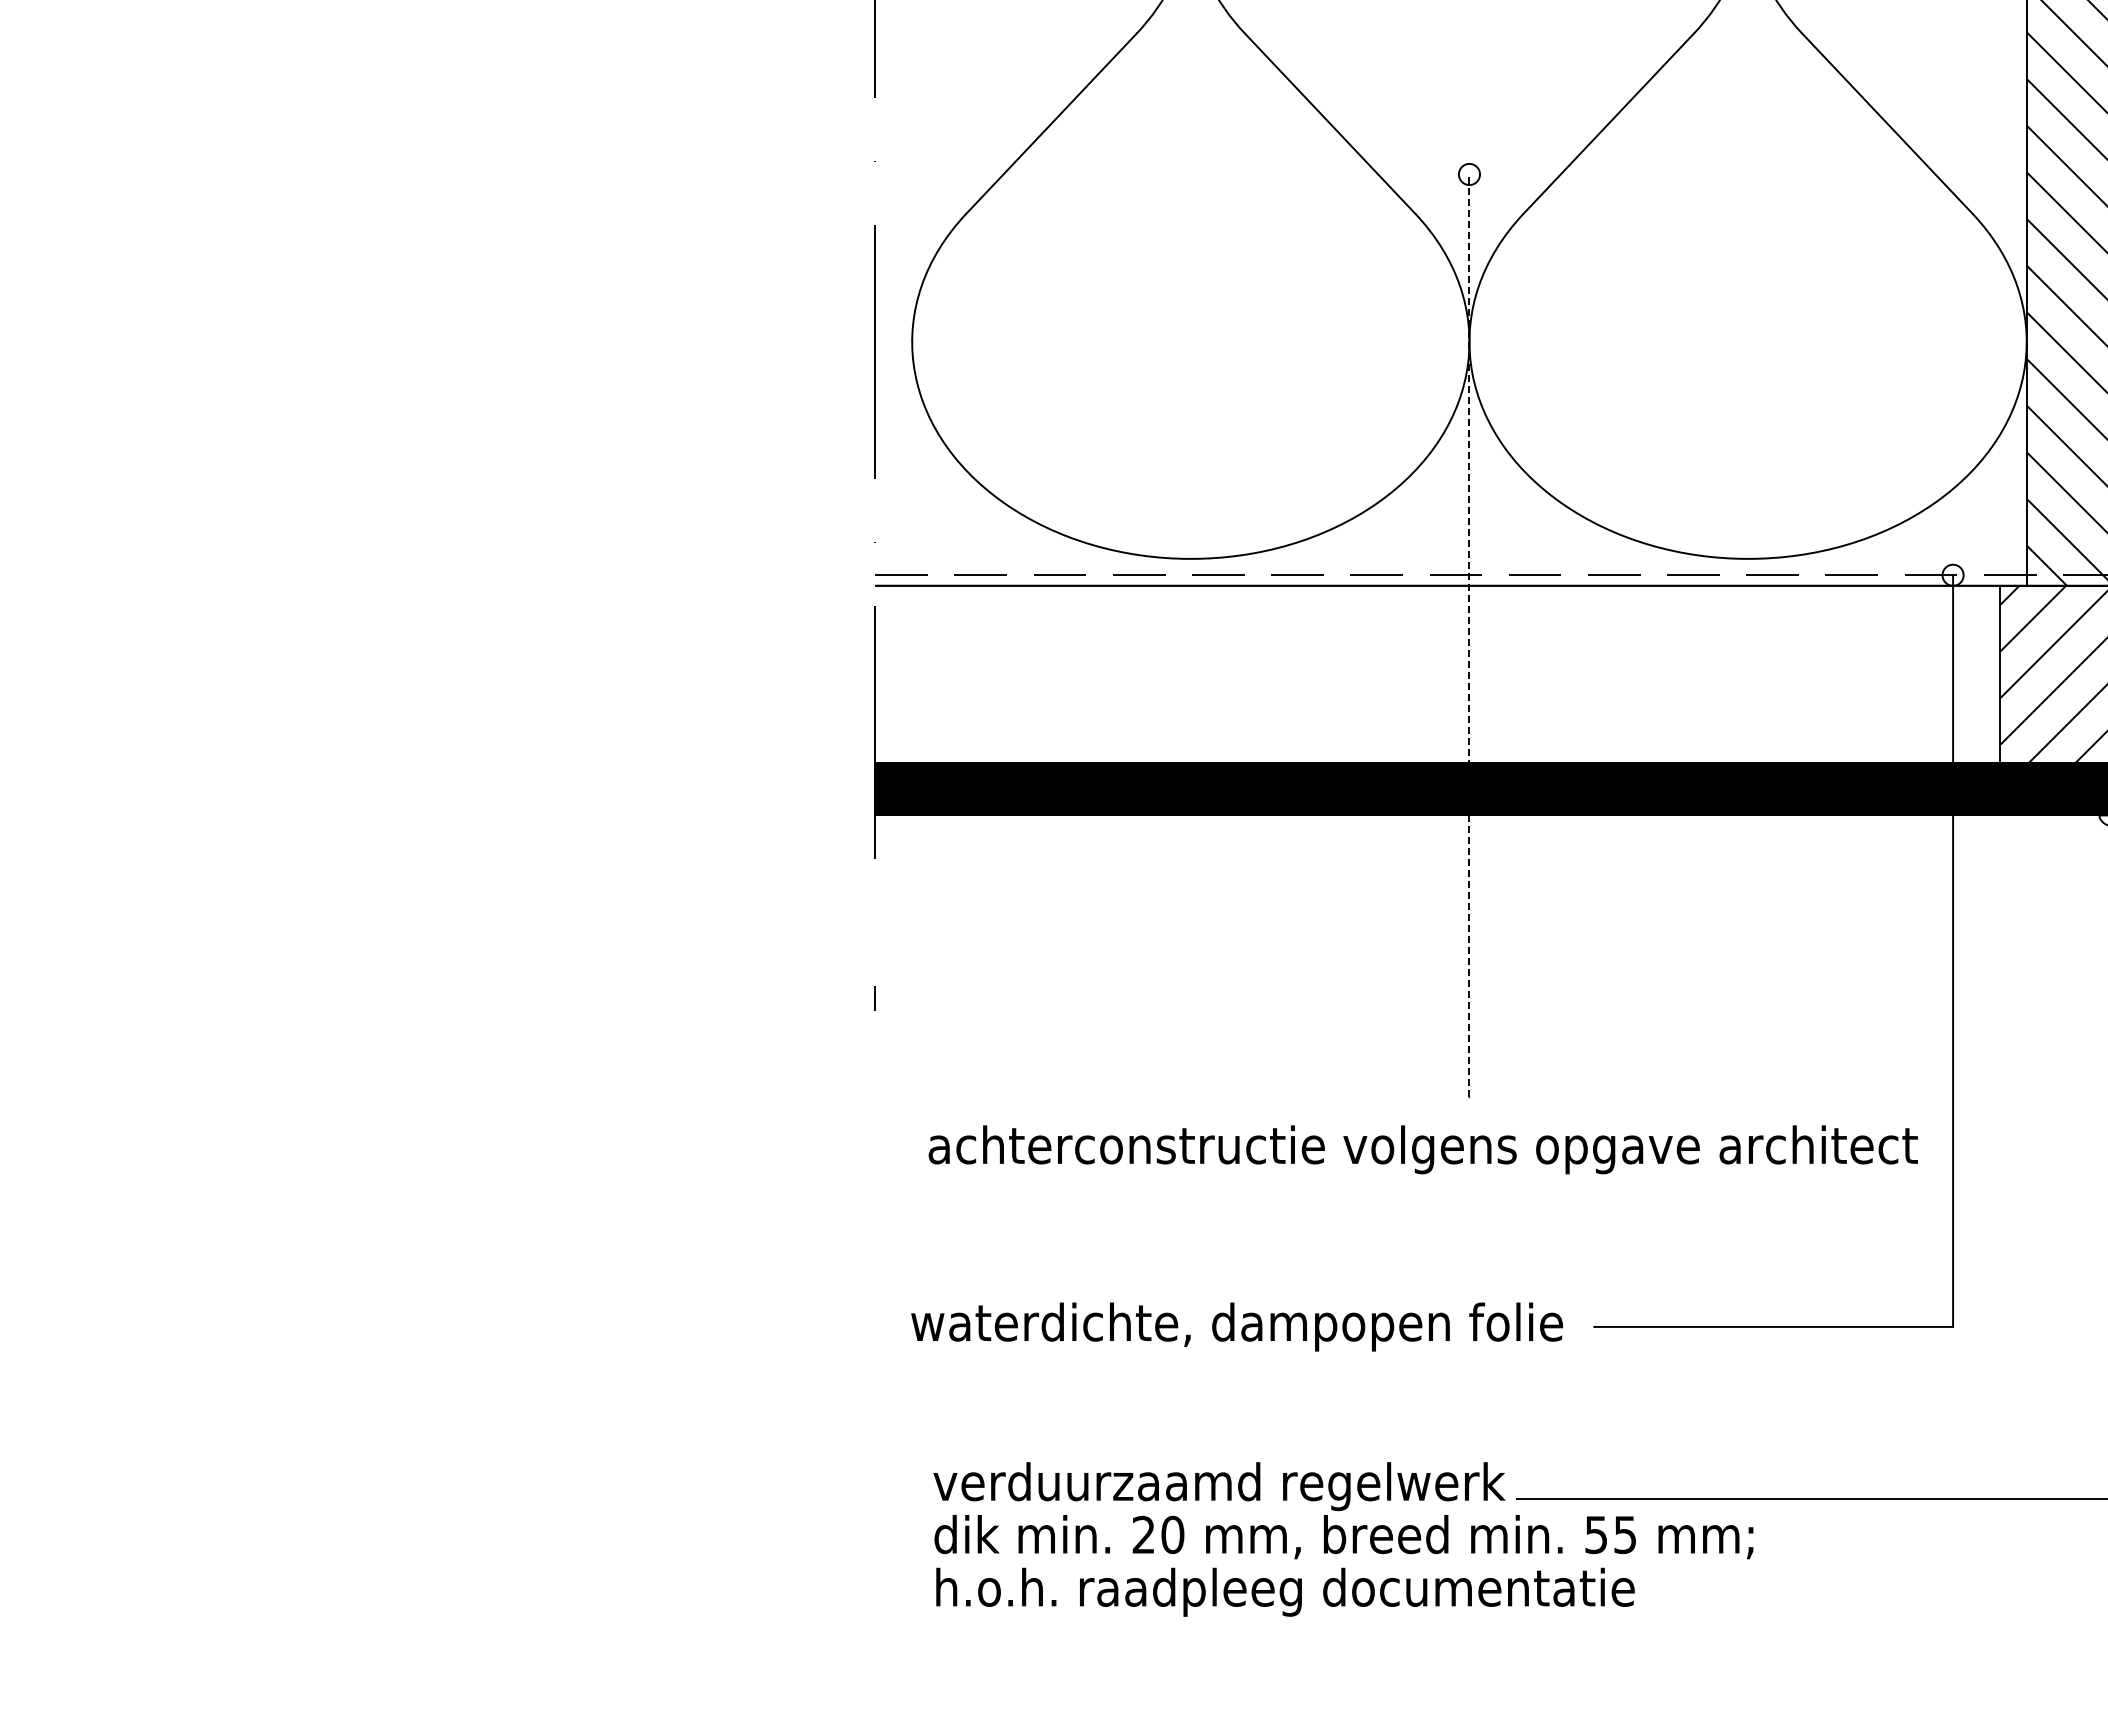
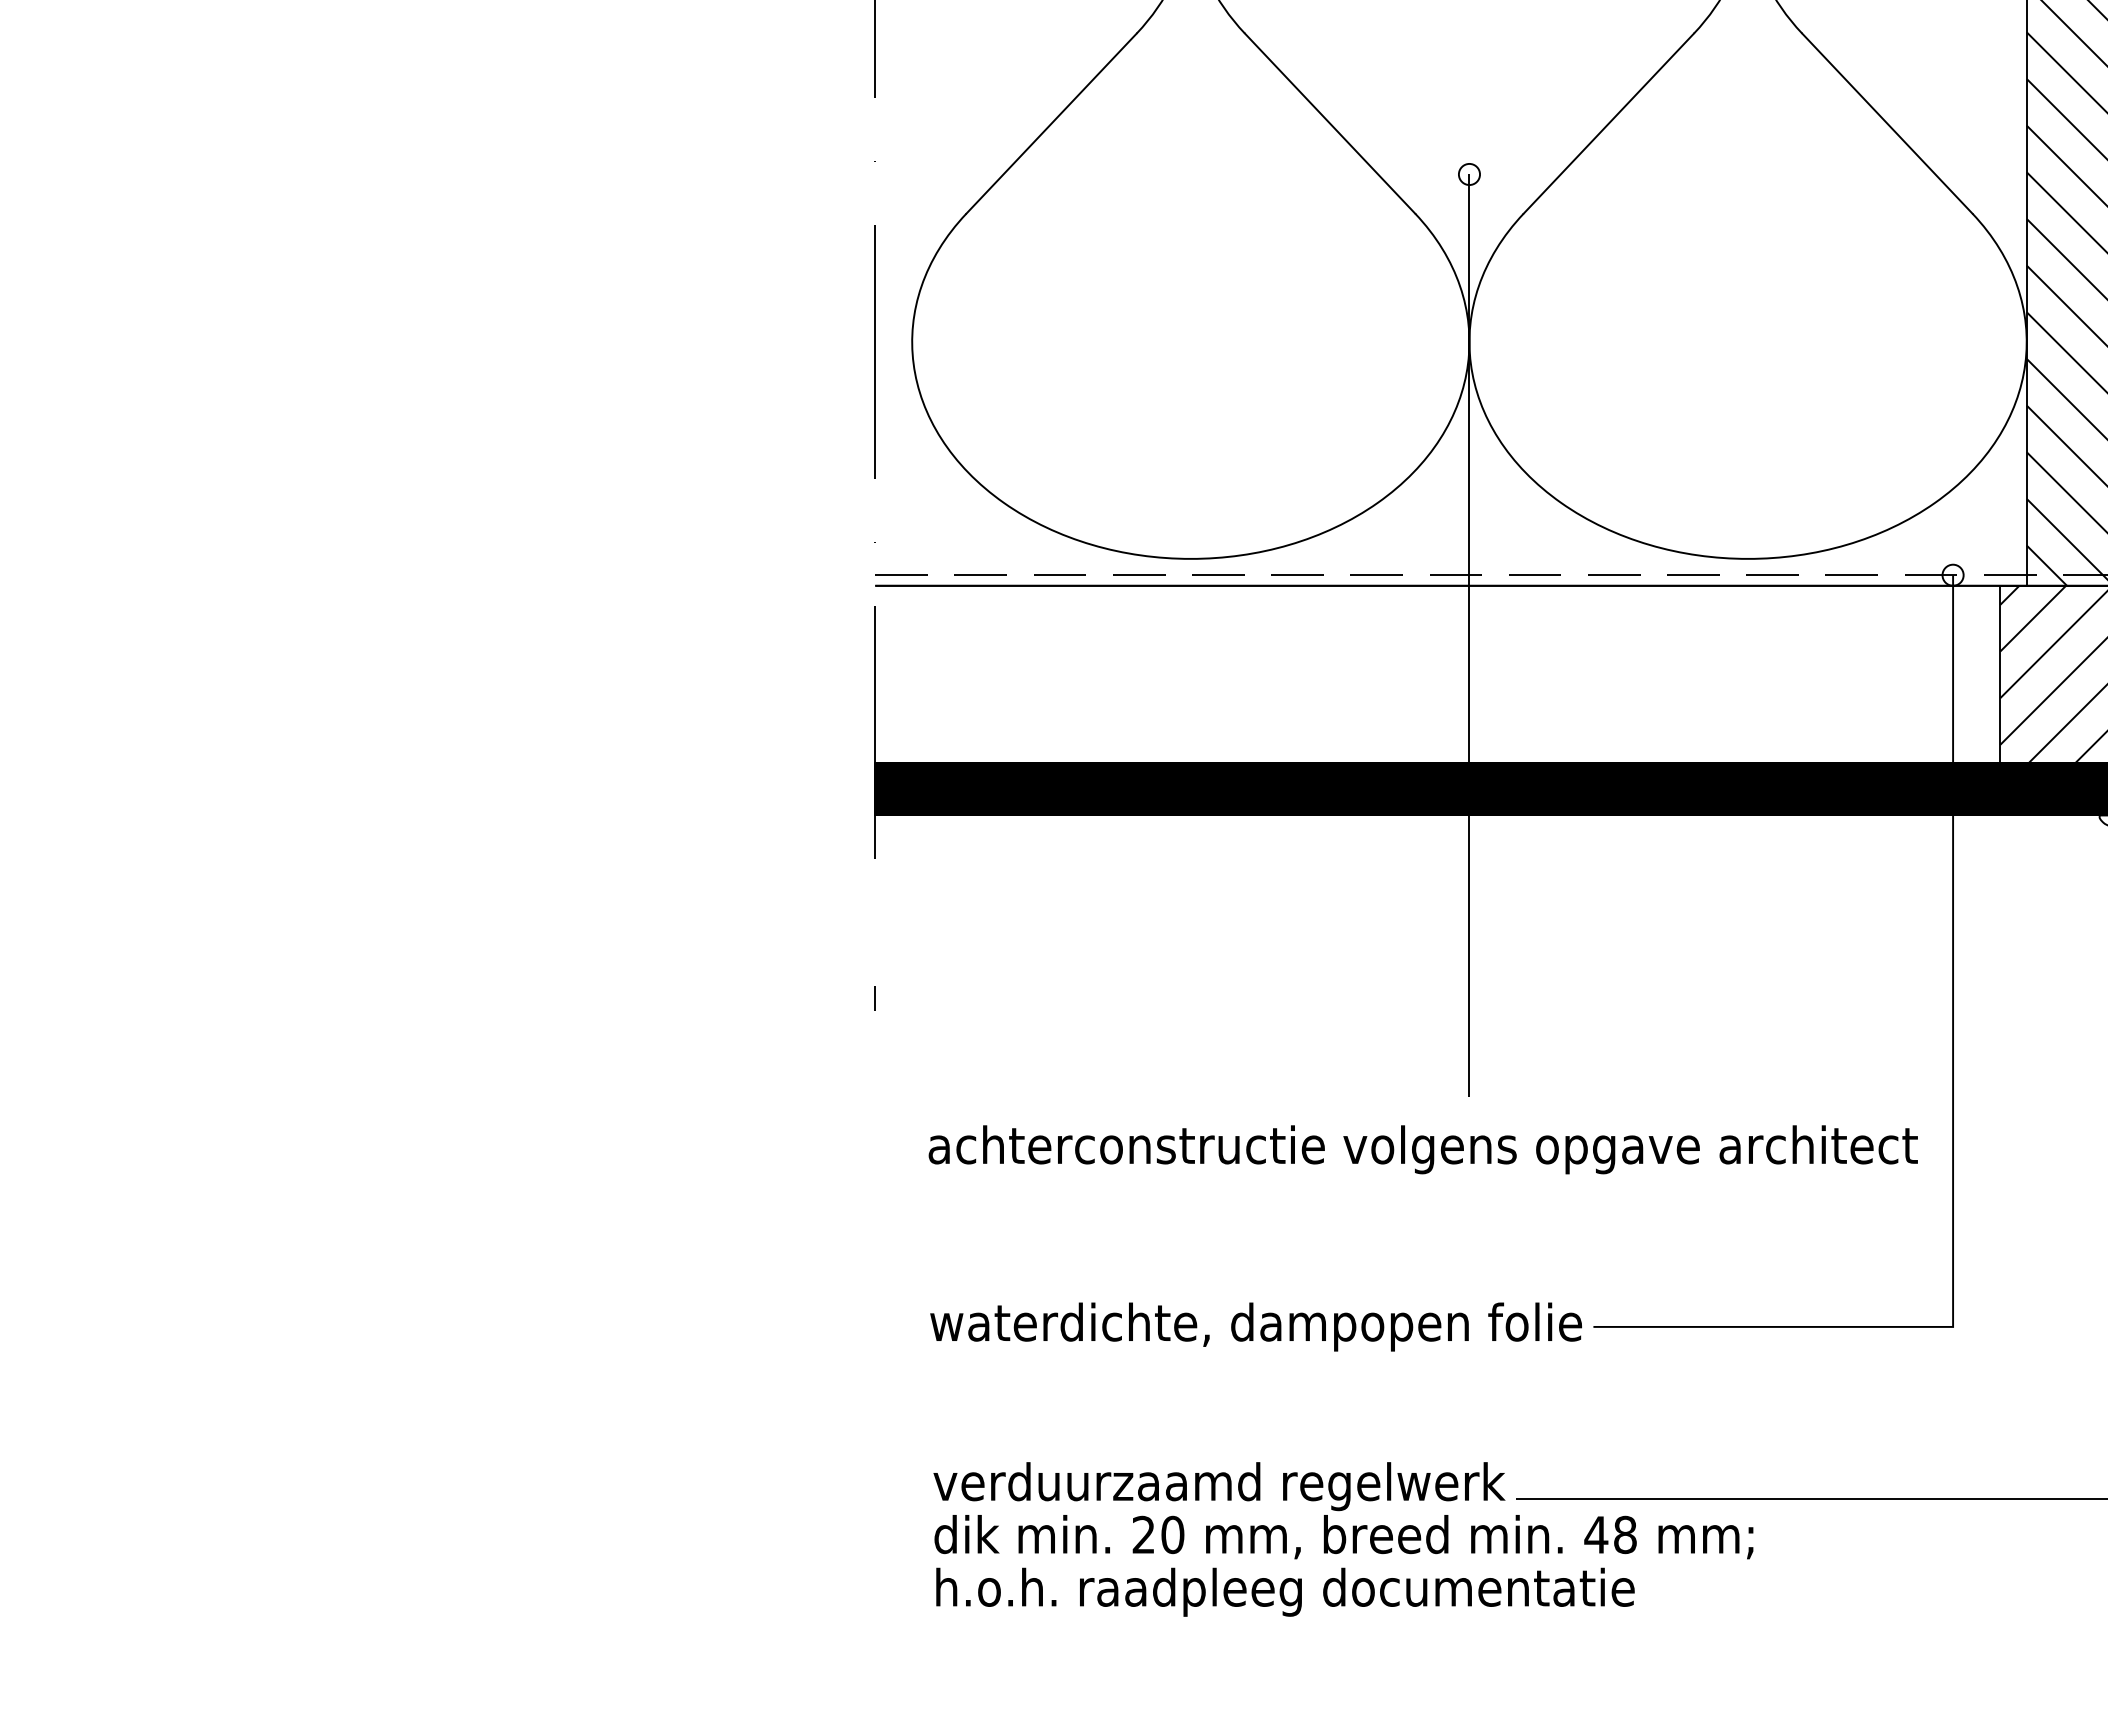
line: dashed -> solid (1469, 636)
text position: (1236, 1326) -> (1255, 1326) (1255, 1326)
text: 55 -> 48 (1610, 1534)
